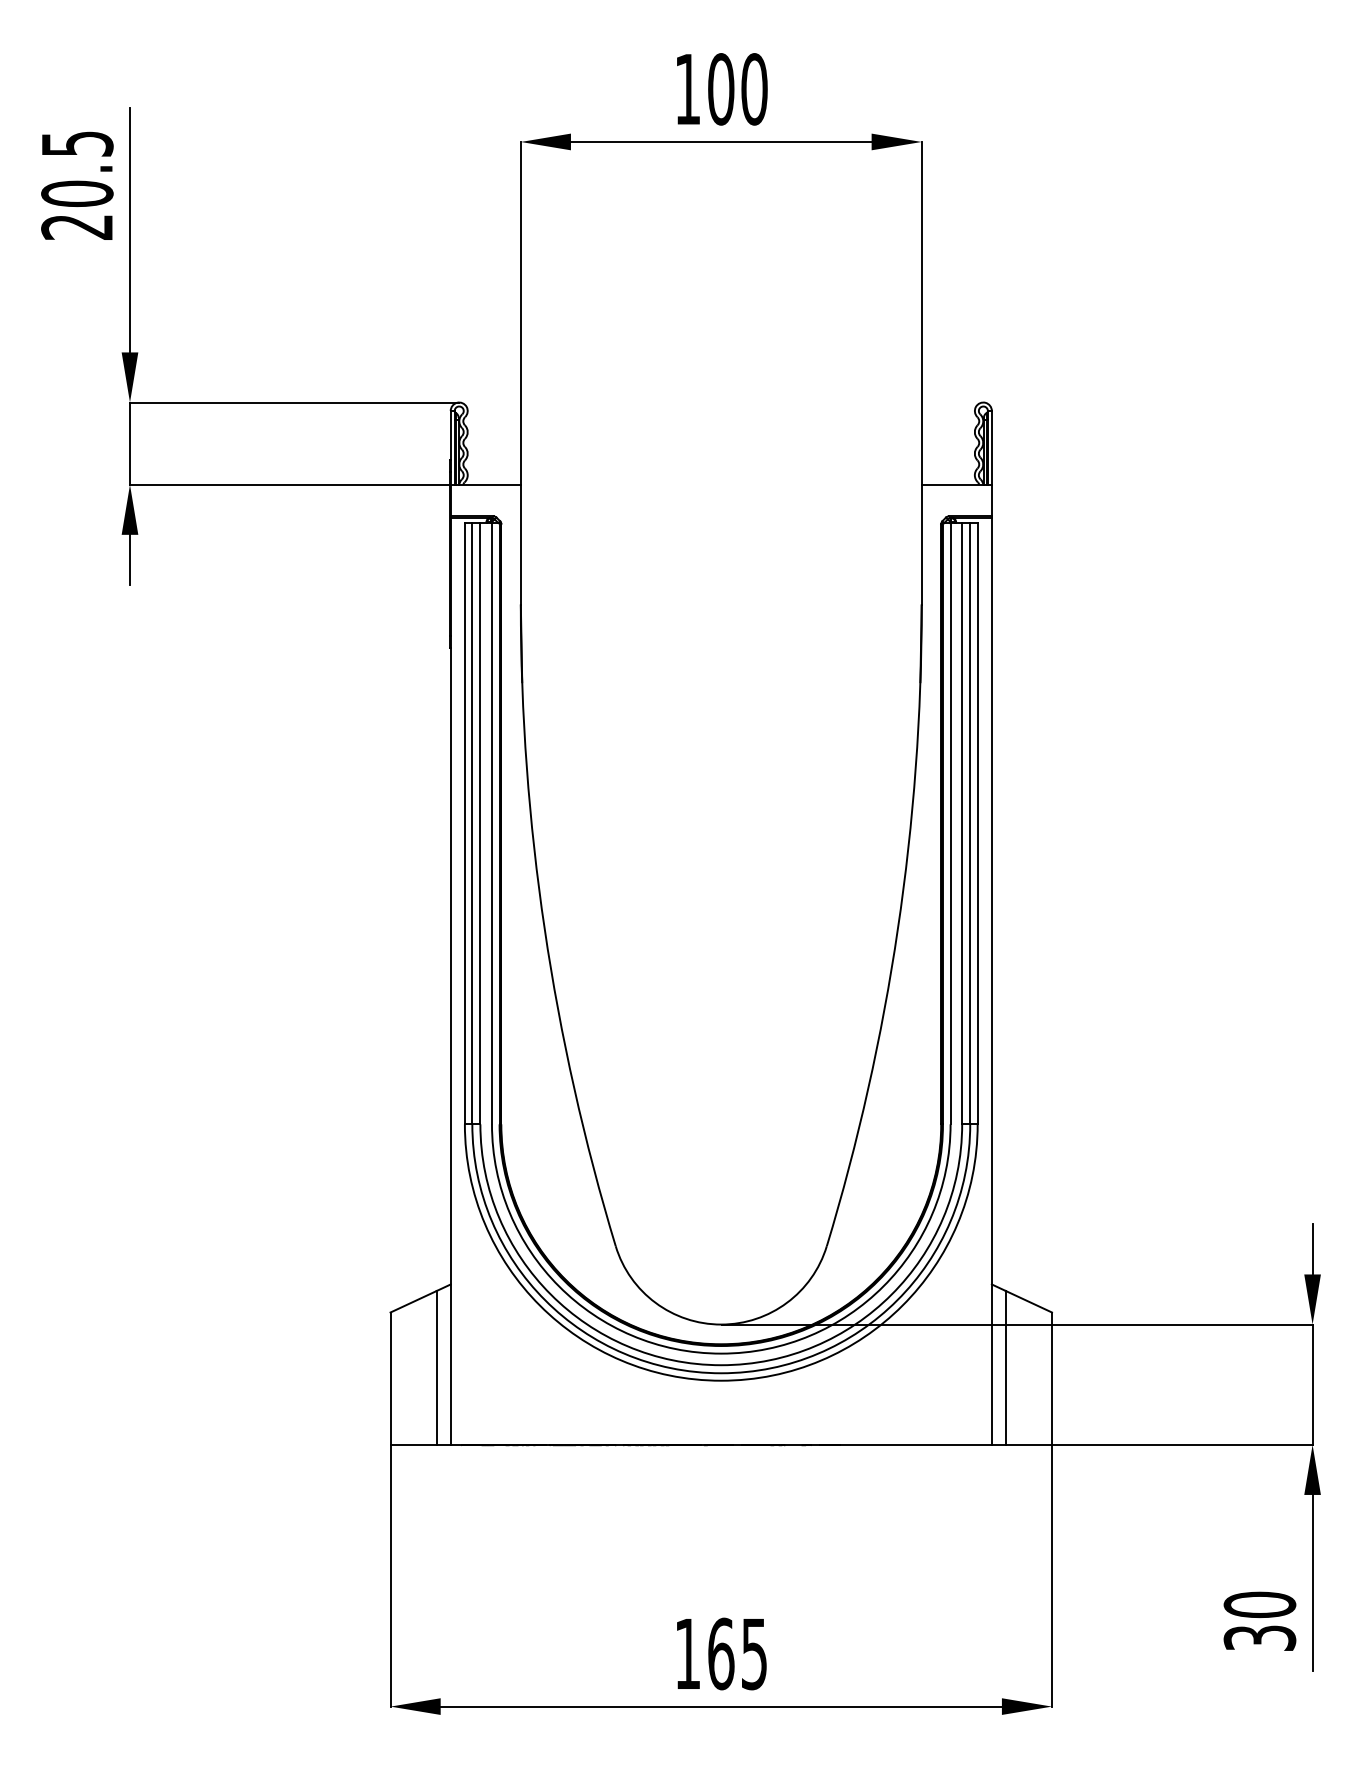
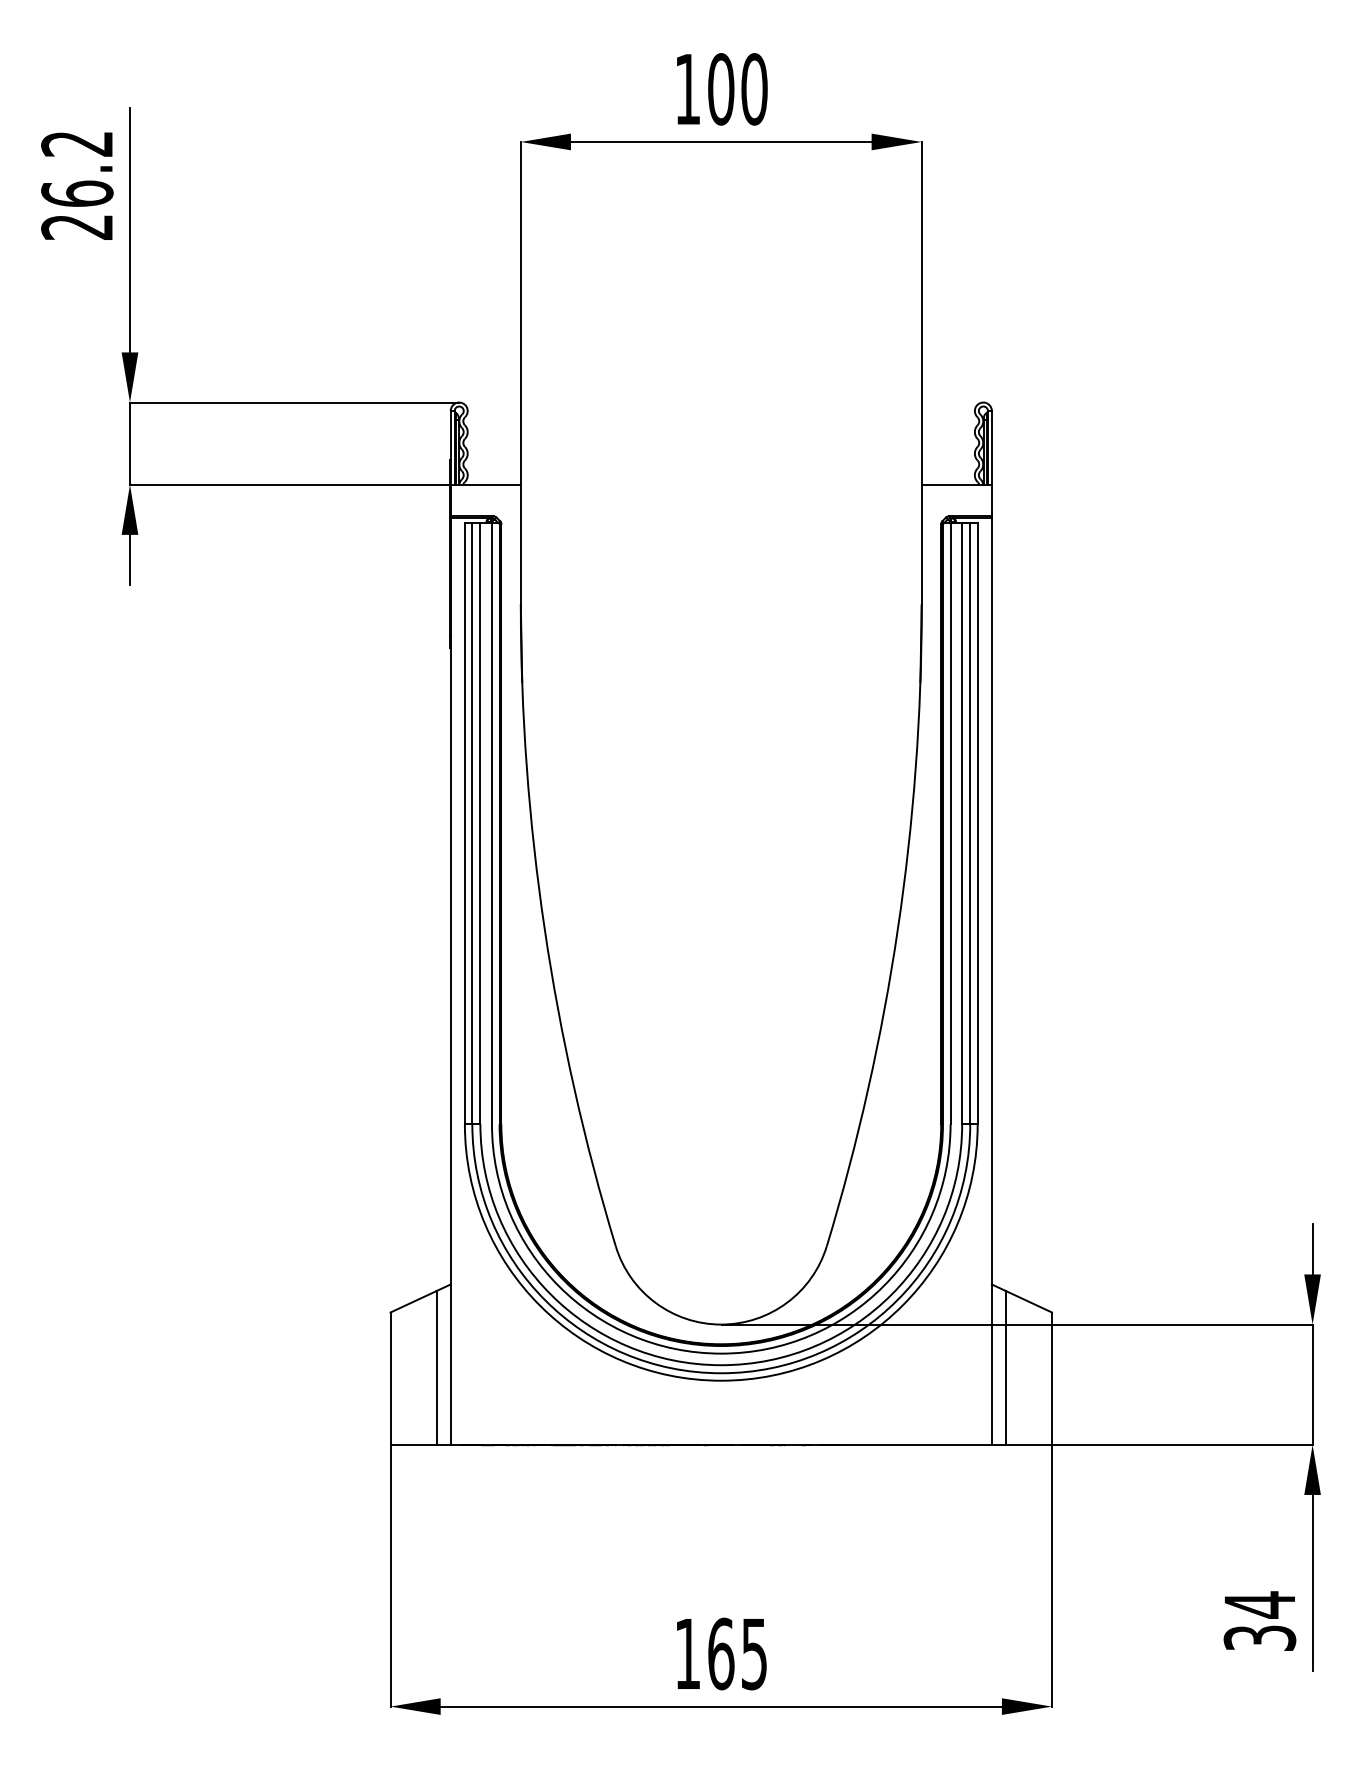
text: 20.5 -> 26.2 (77, 169)
text: 30 -> 34 (1259, 1604)
